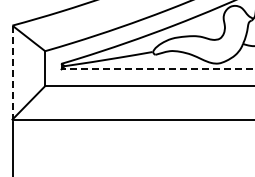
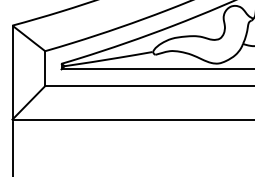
line: dashed -> solid (157, 69)
line: dashed -> solid (12, 72)
